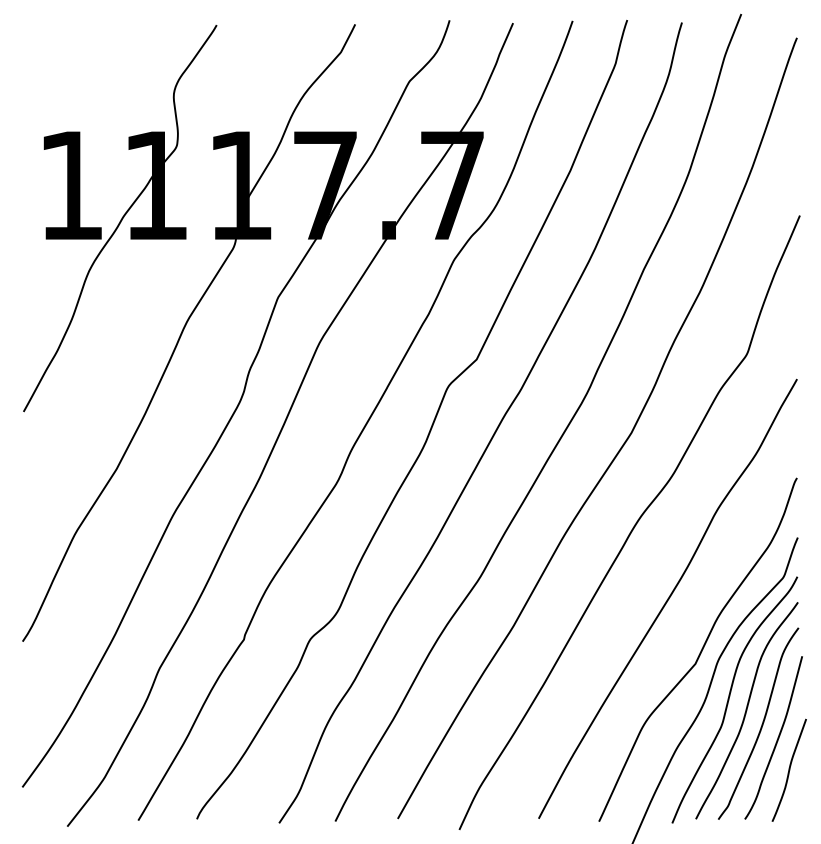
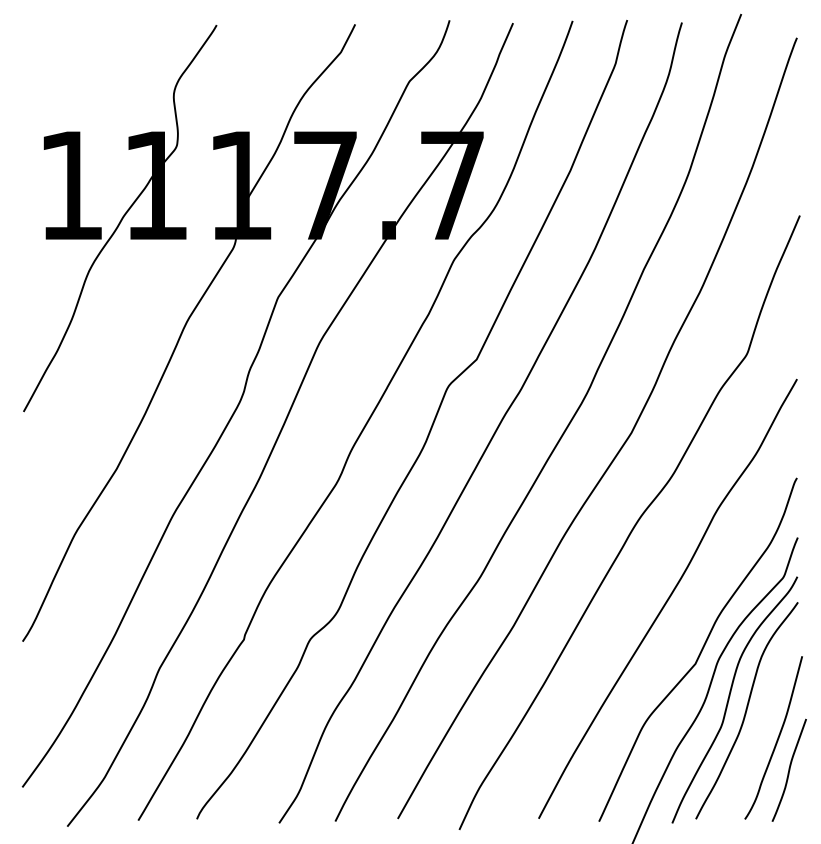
curve: present -> none (761, 724)
